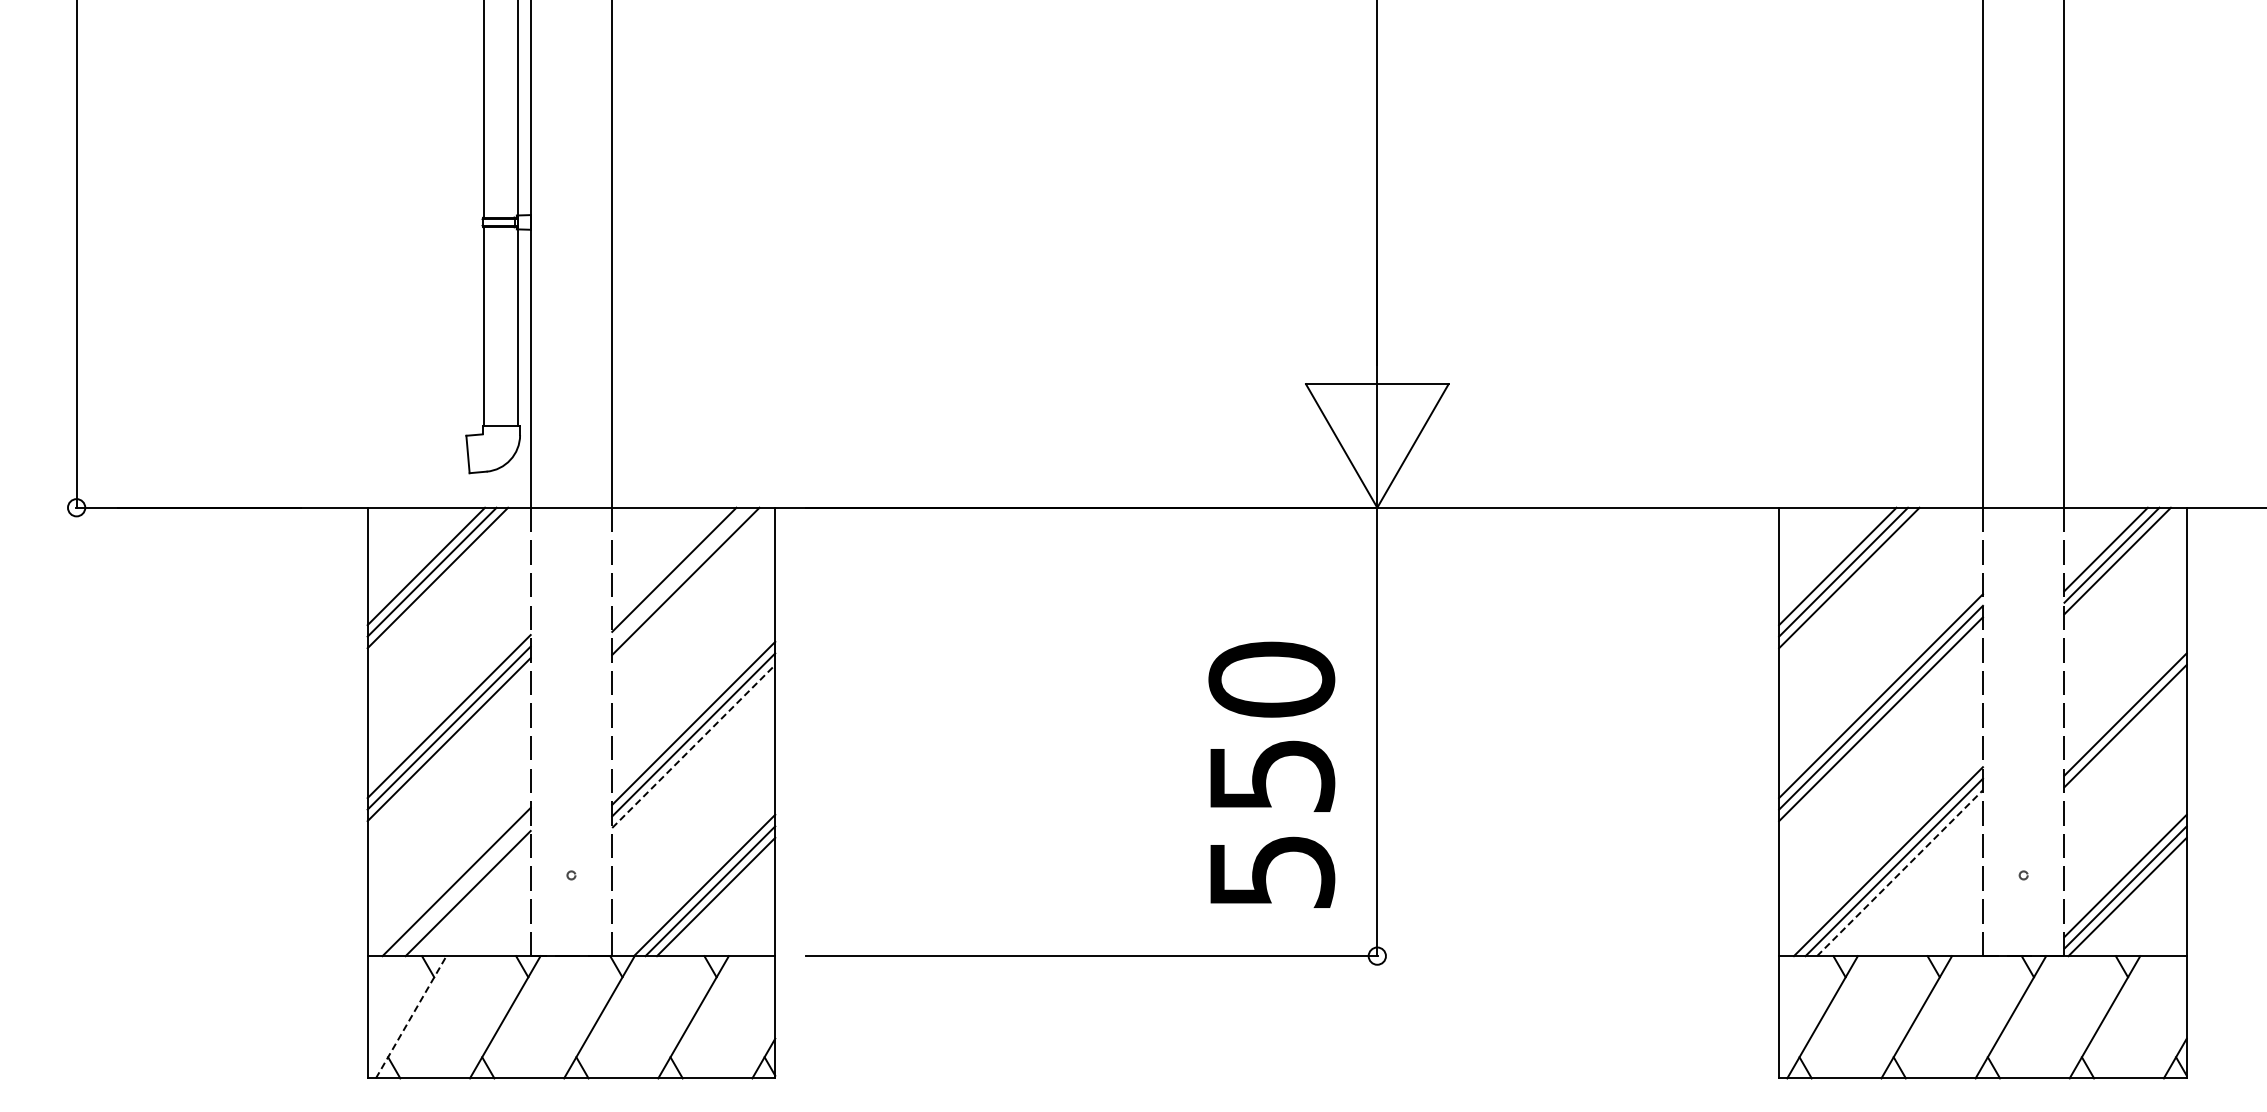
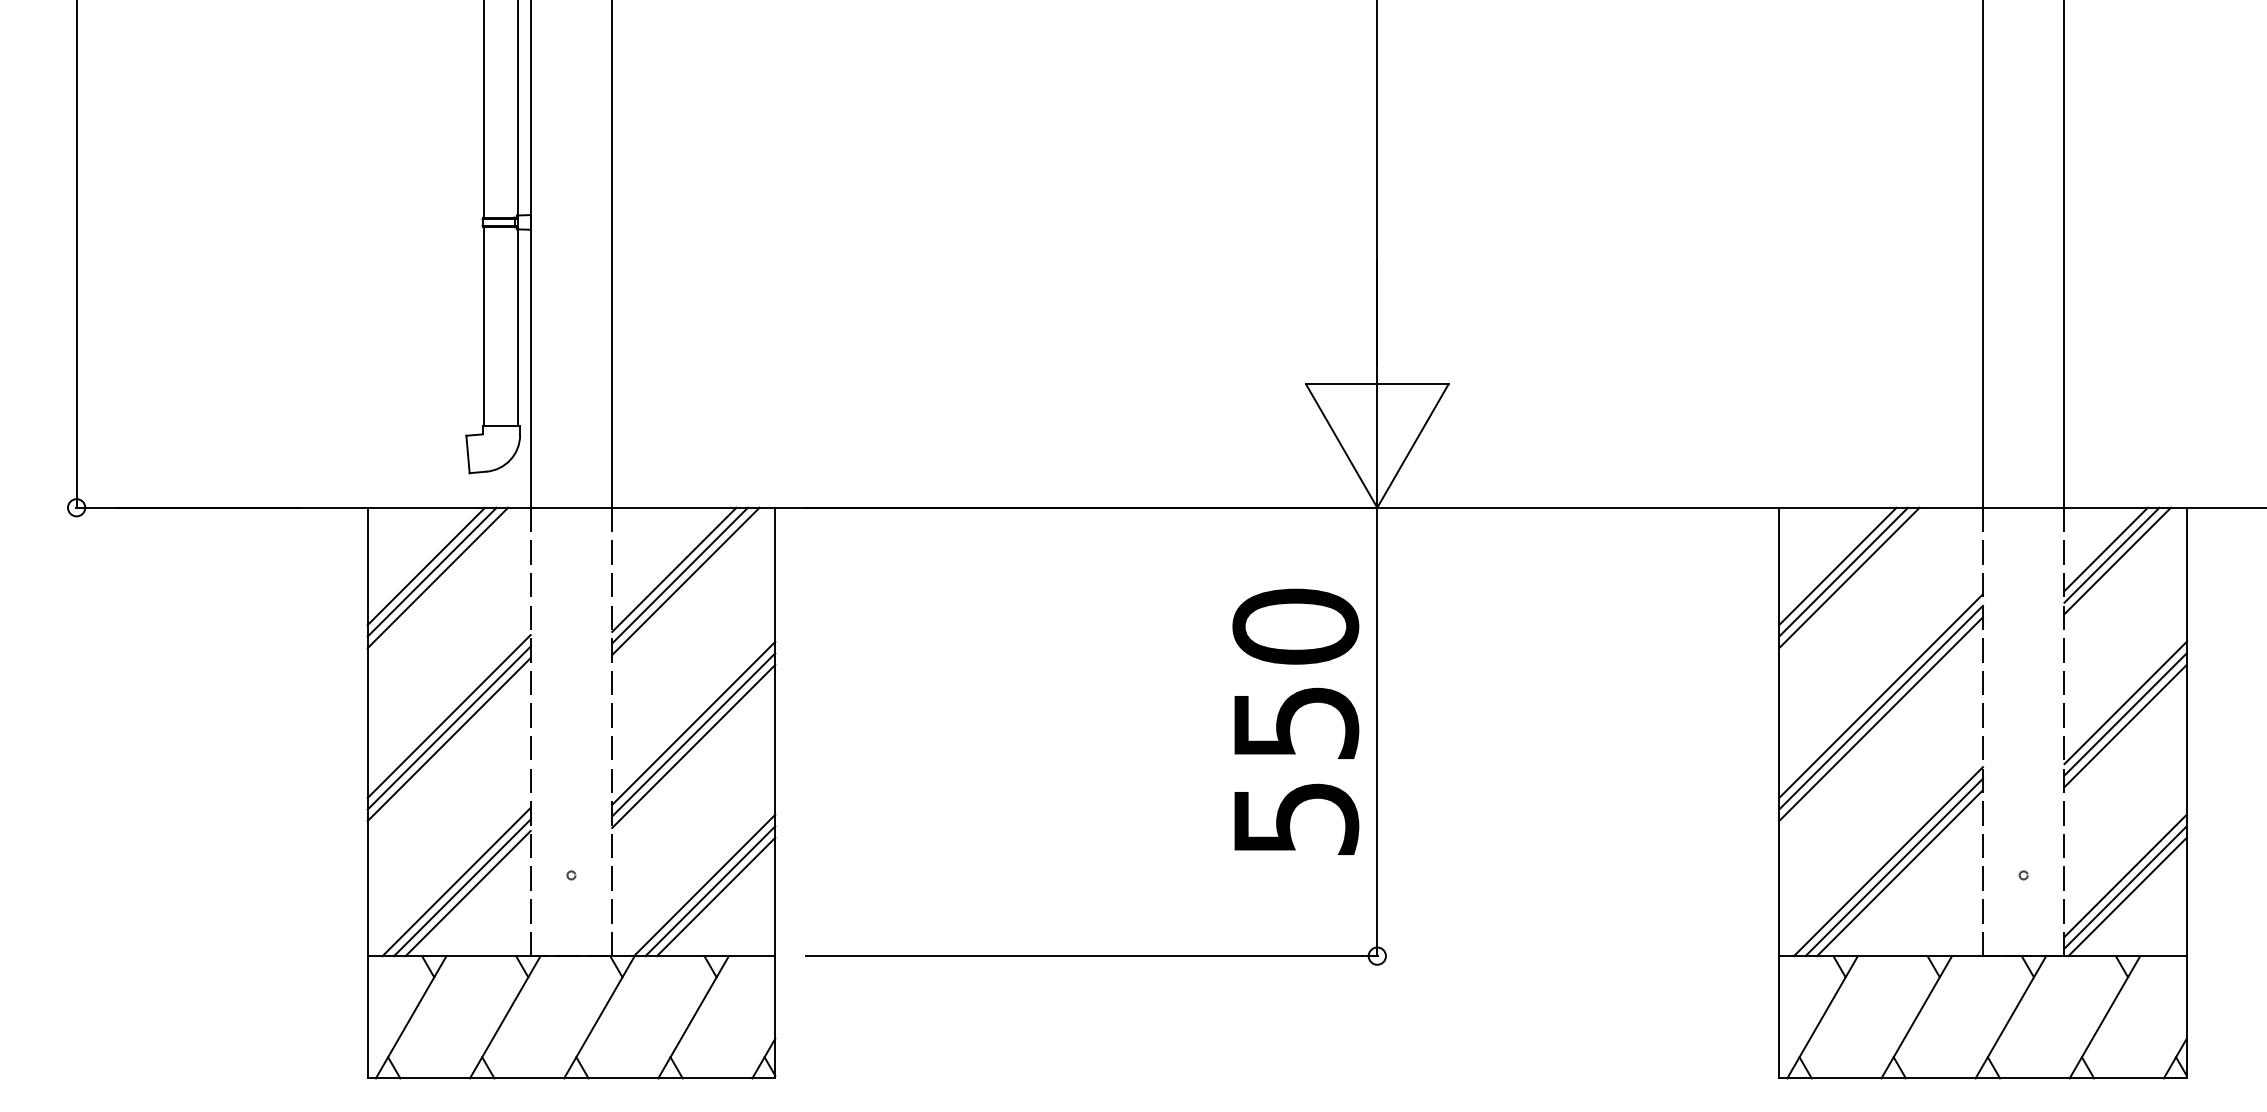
line: none -> present (679, 575)
line: none -> present (2125, 702)
line: dashed -> solid (694, 746)
text position: (1271, 774) -> (1295, 721) (1295, 721)
line: dashed -> solid (1900, 872)
line: none -> present (462, 887)
line: dashed -> solid (411, 1017)
